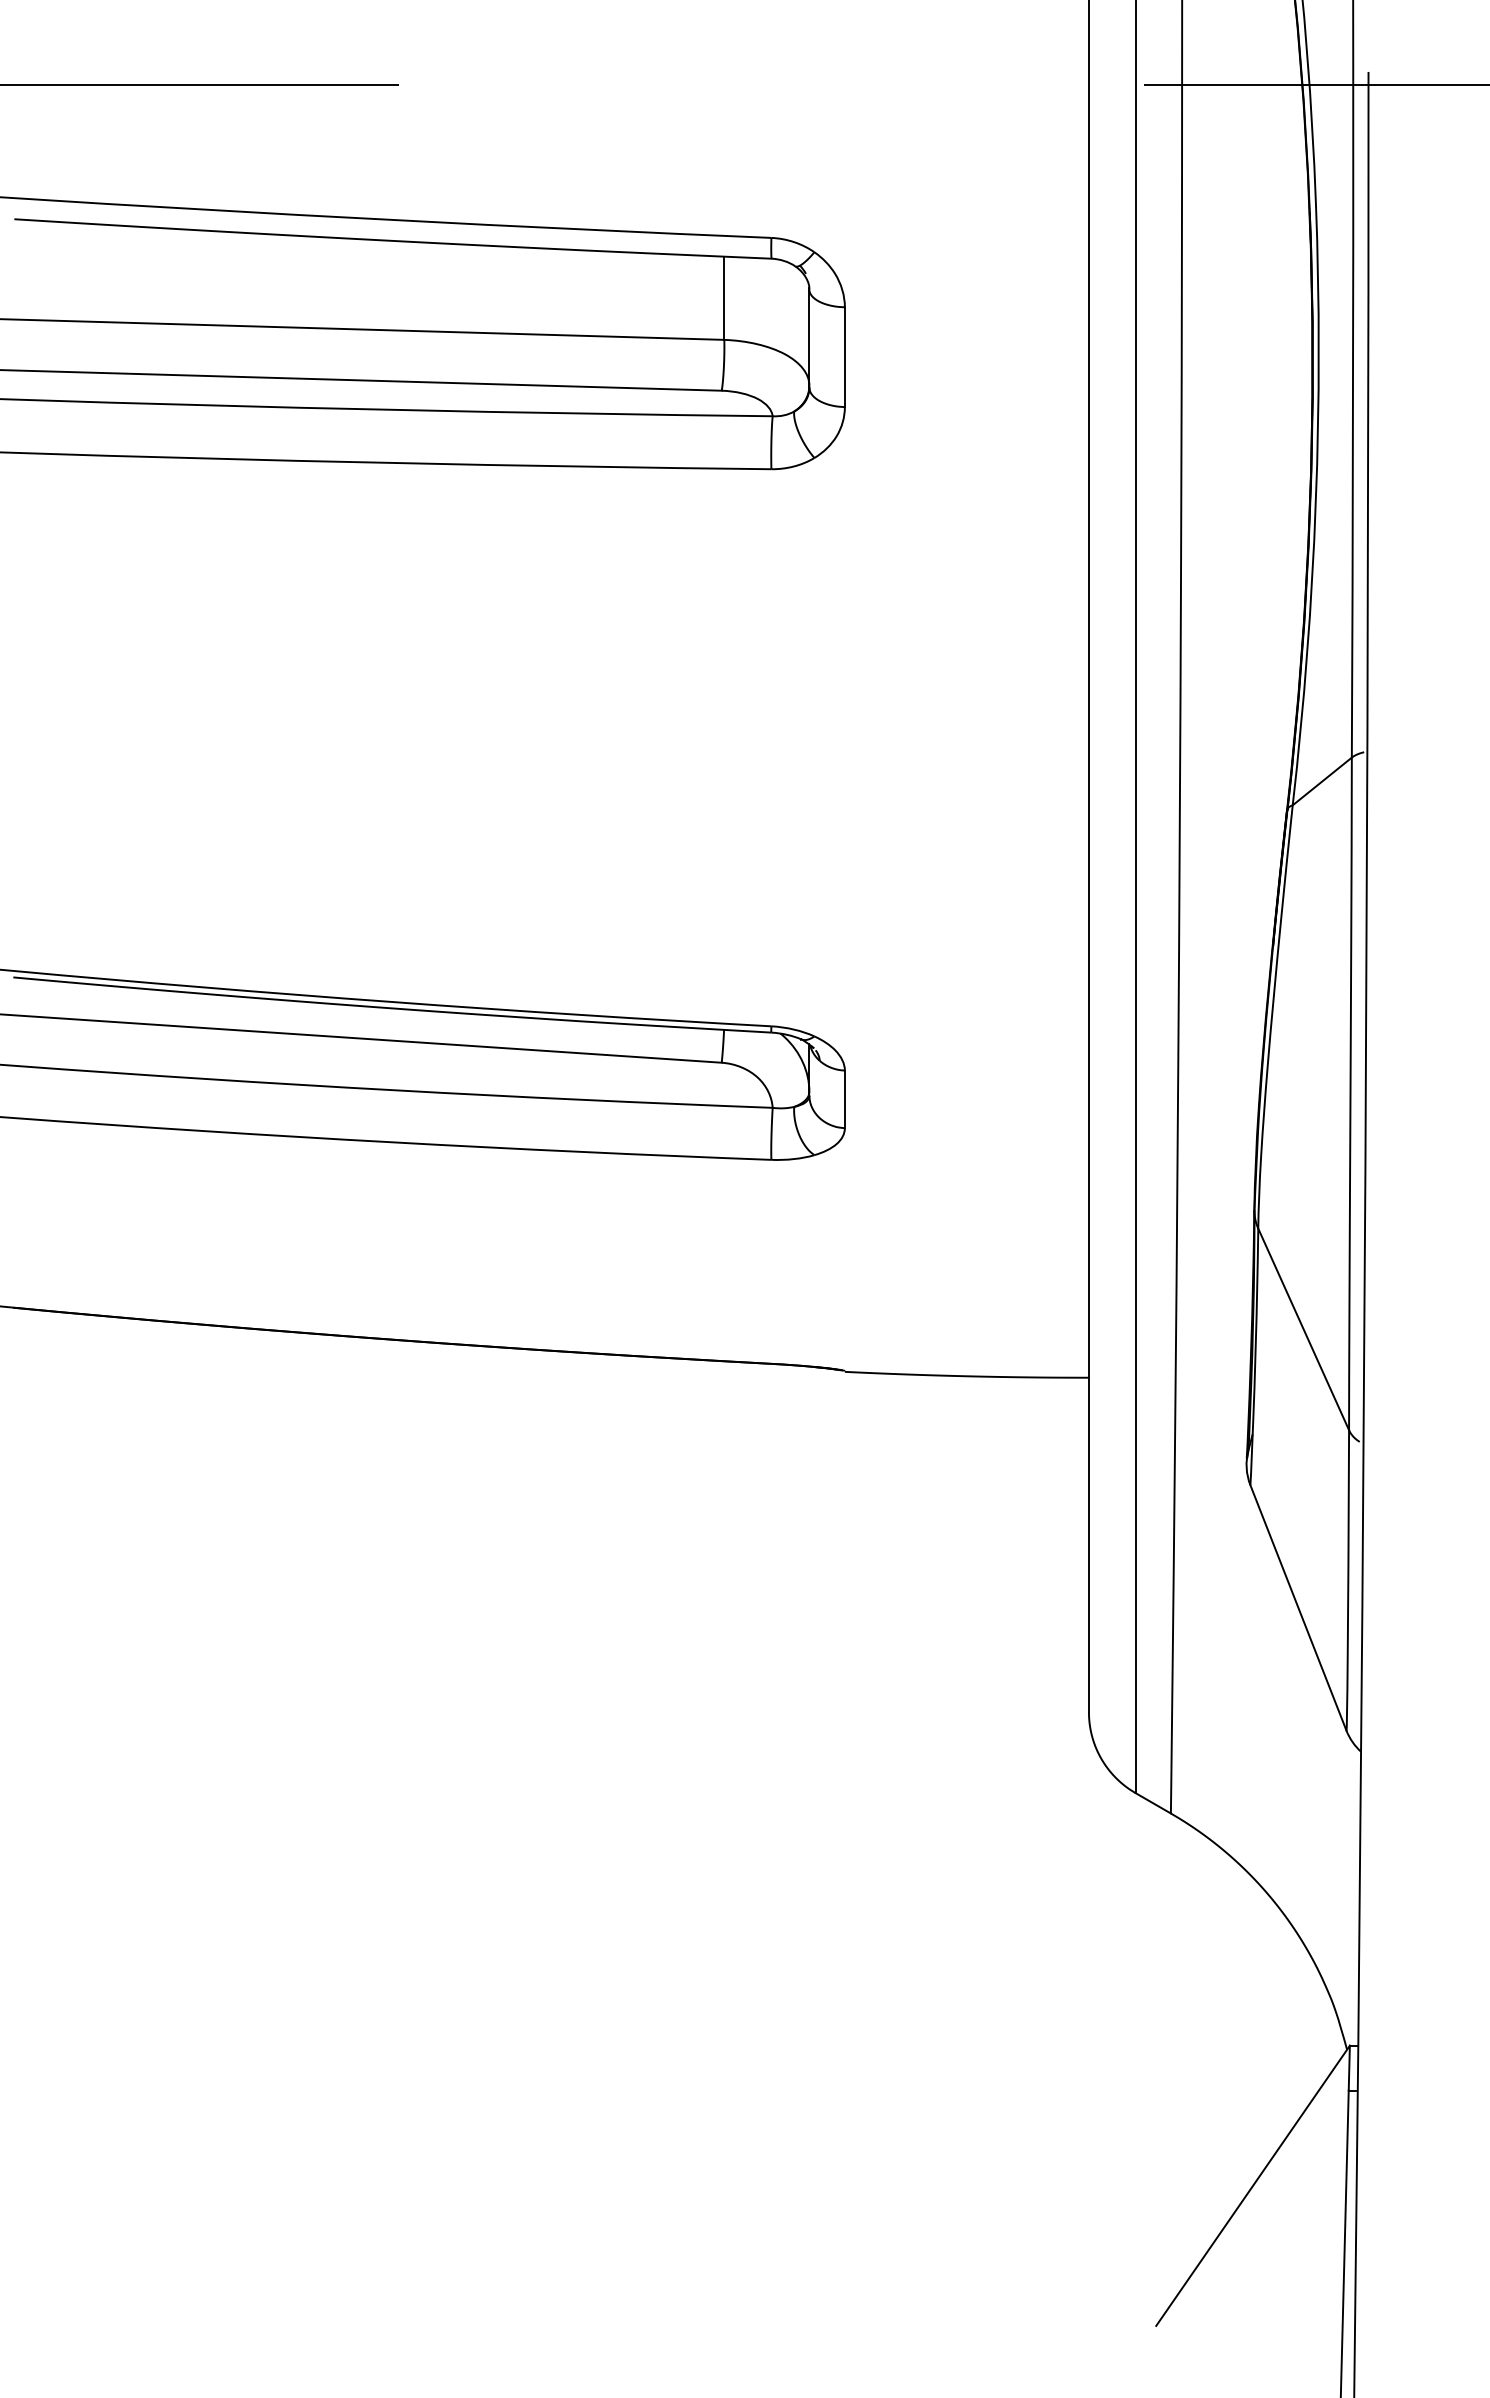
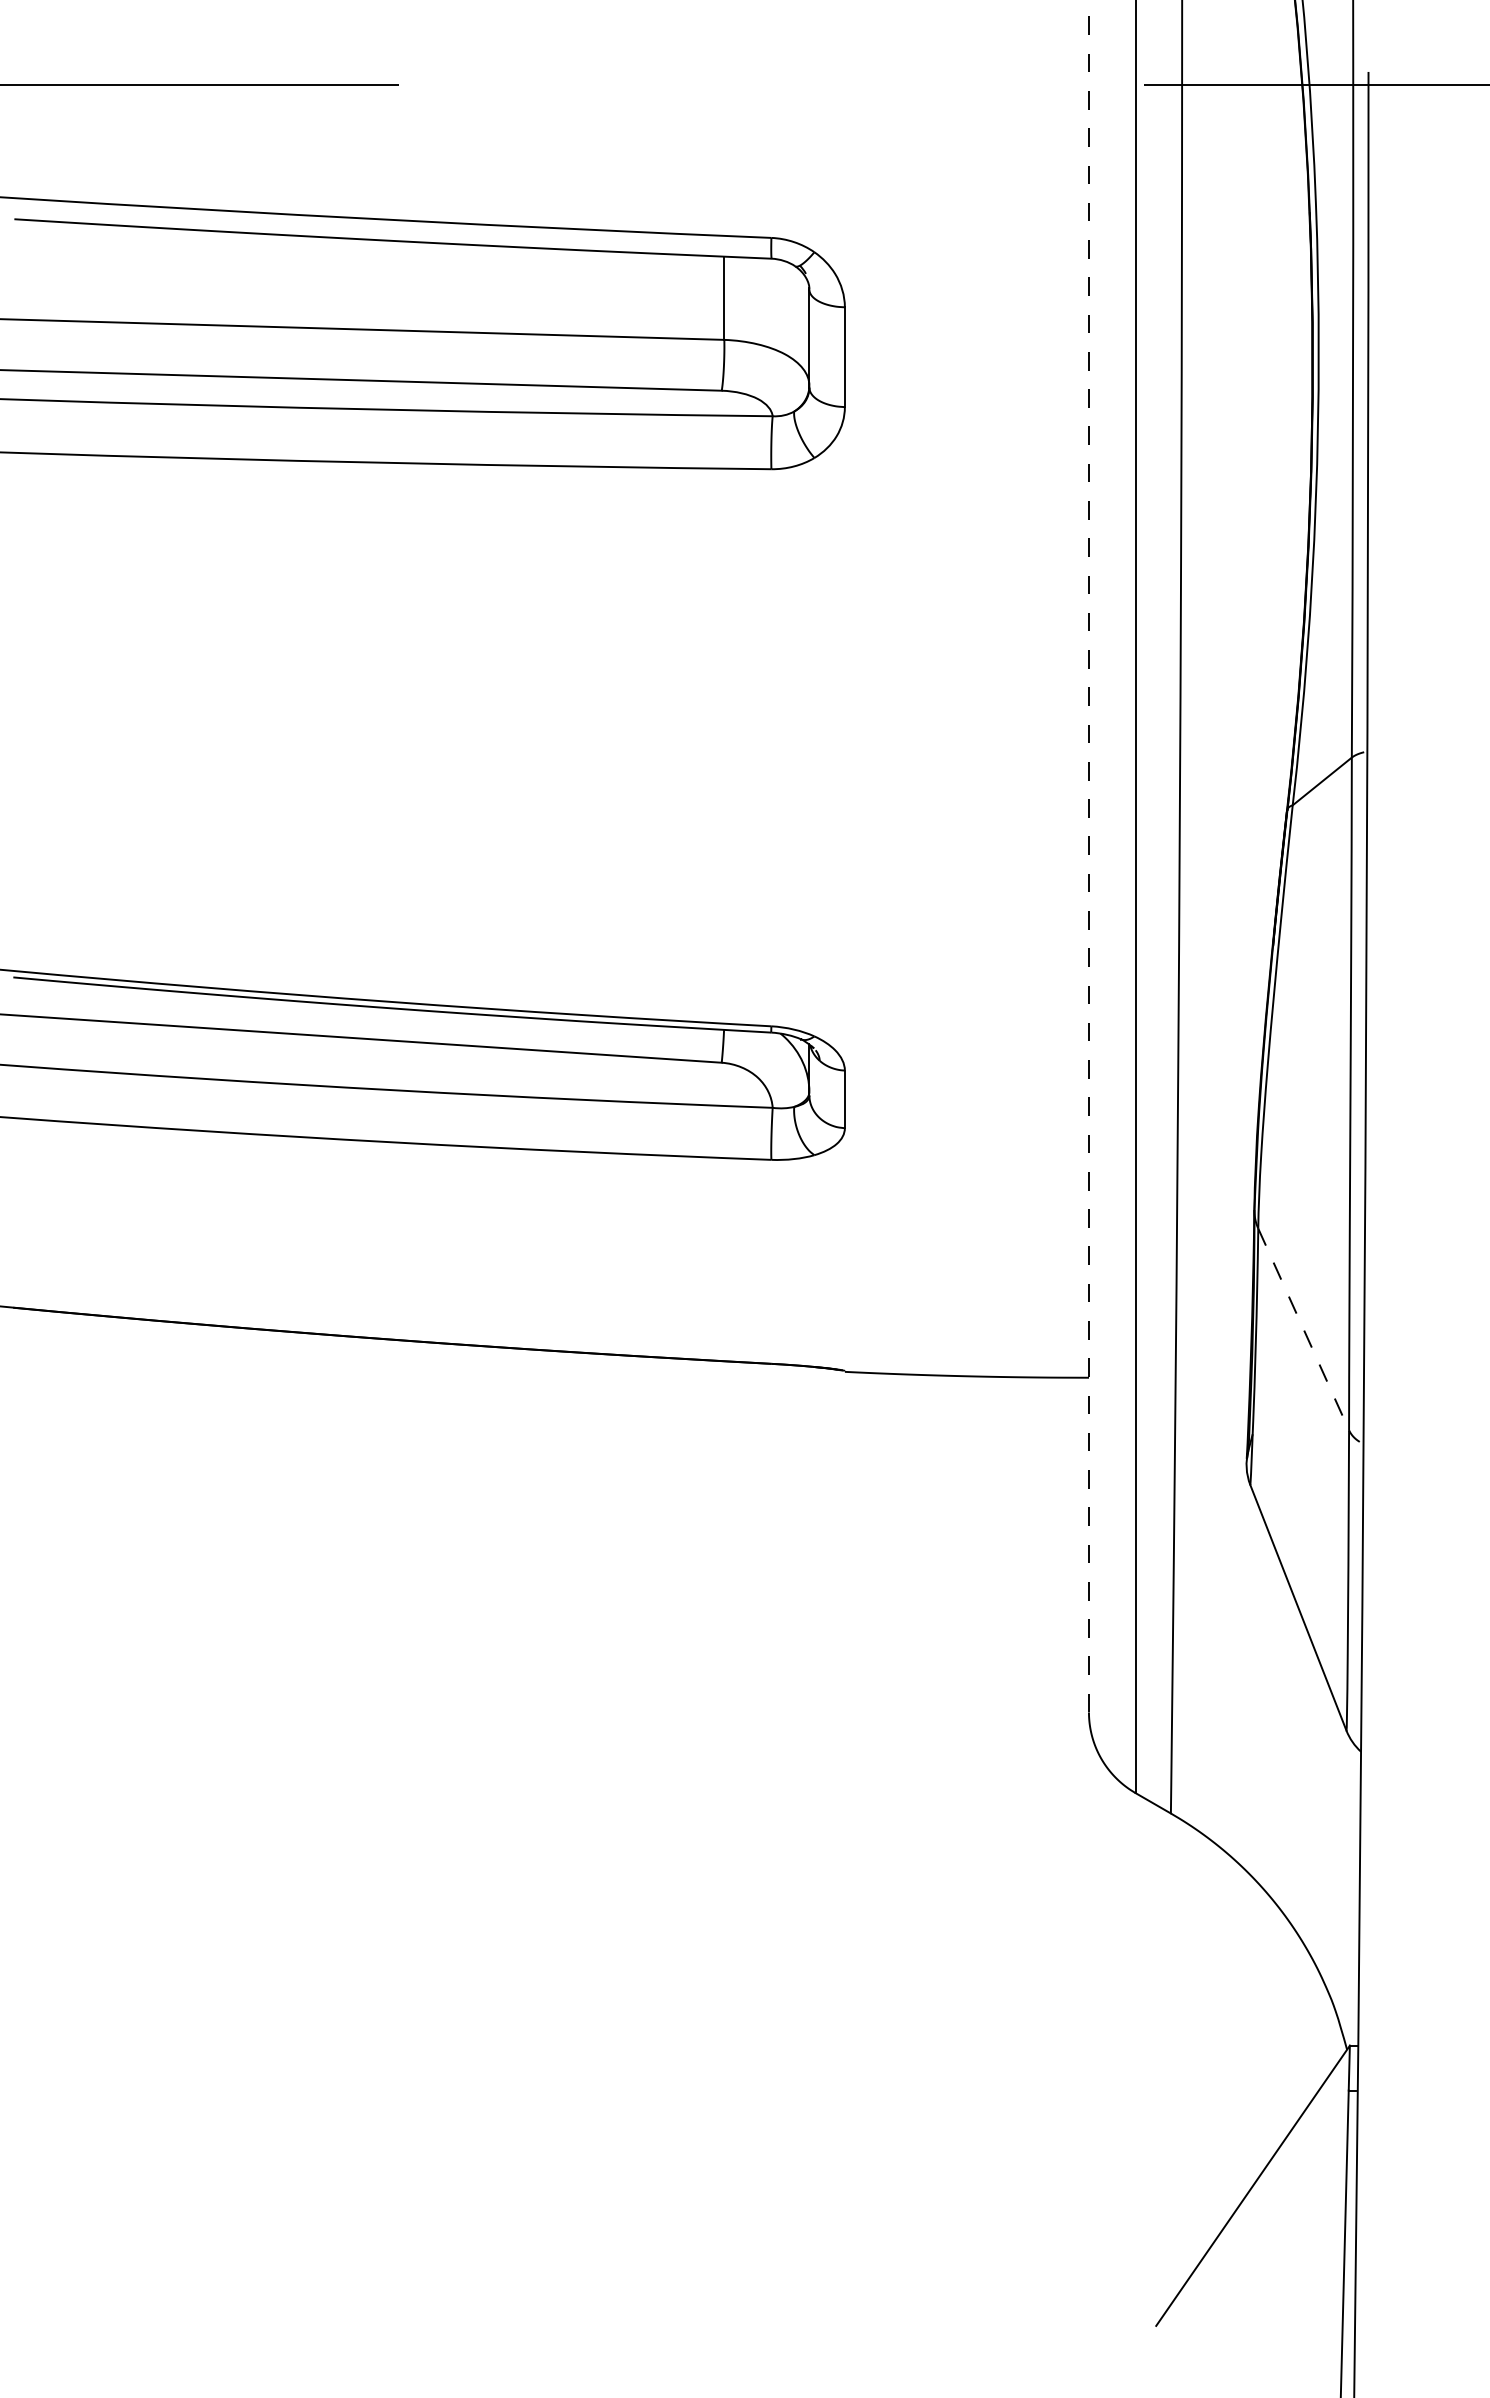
line: solid -> dashed (1088, 855)
line: solid -> dashed (1303, 1329)
